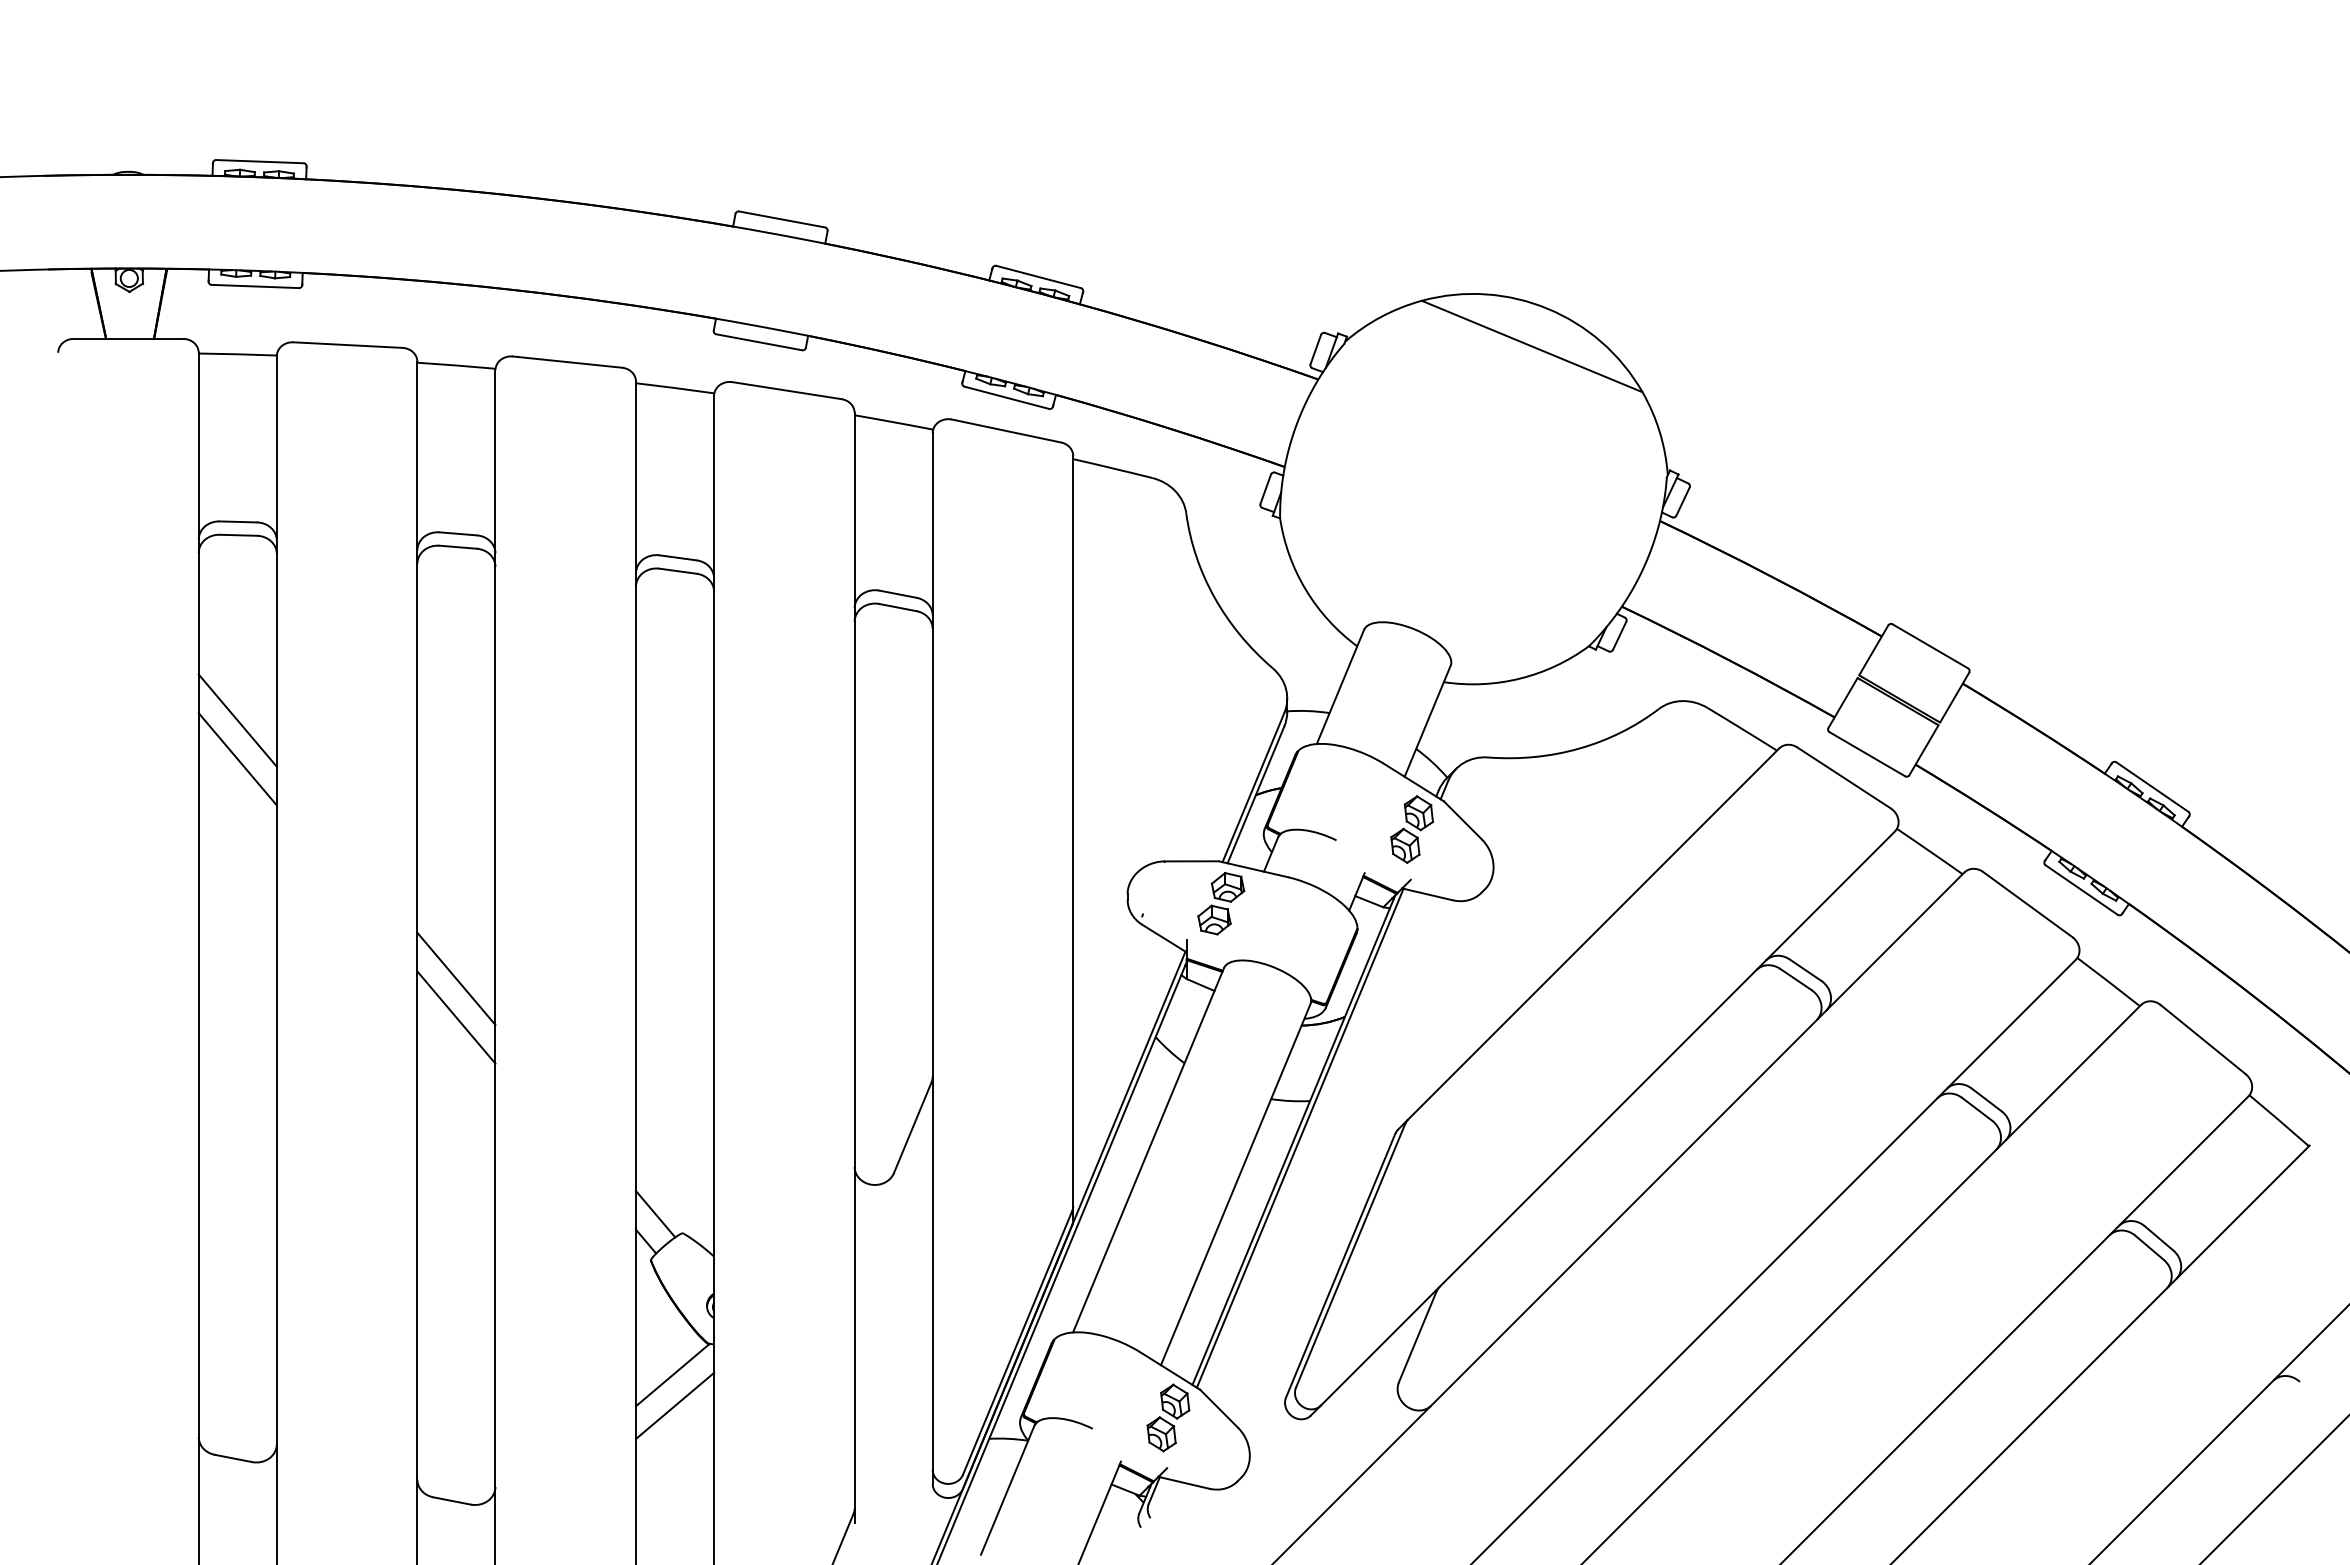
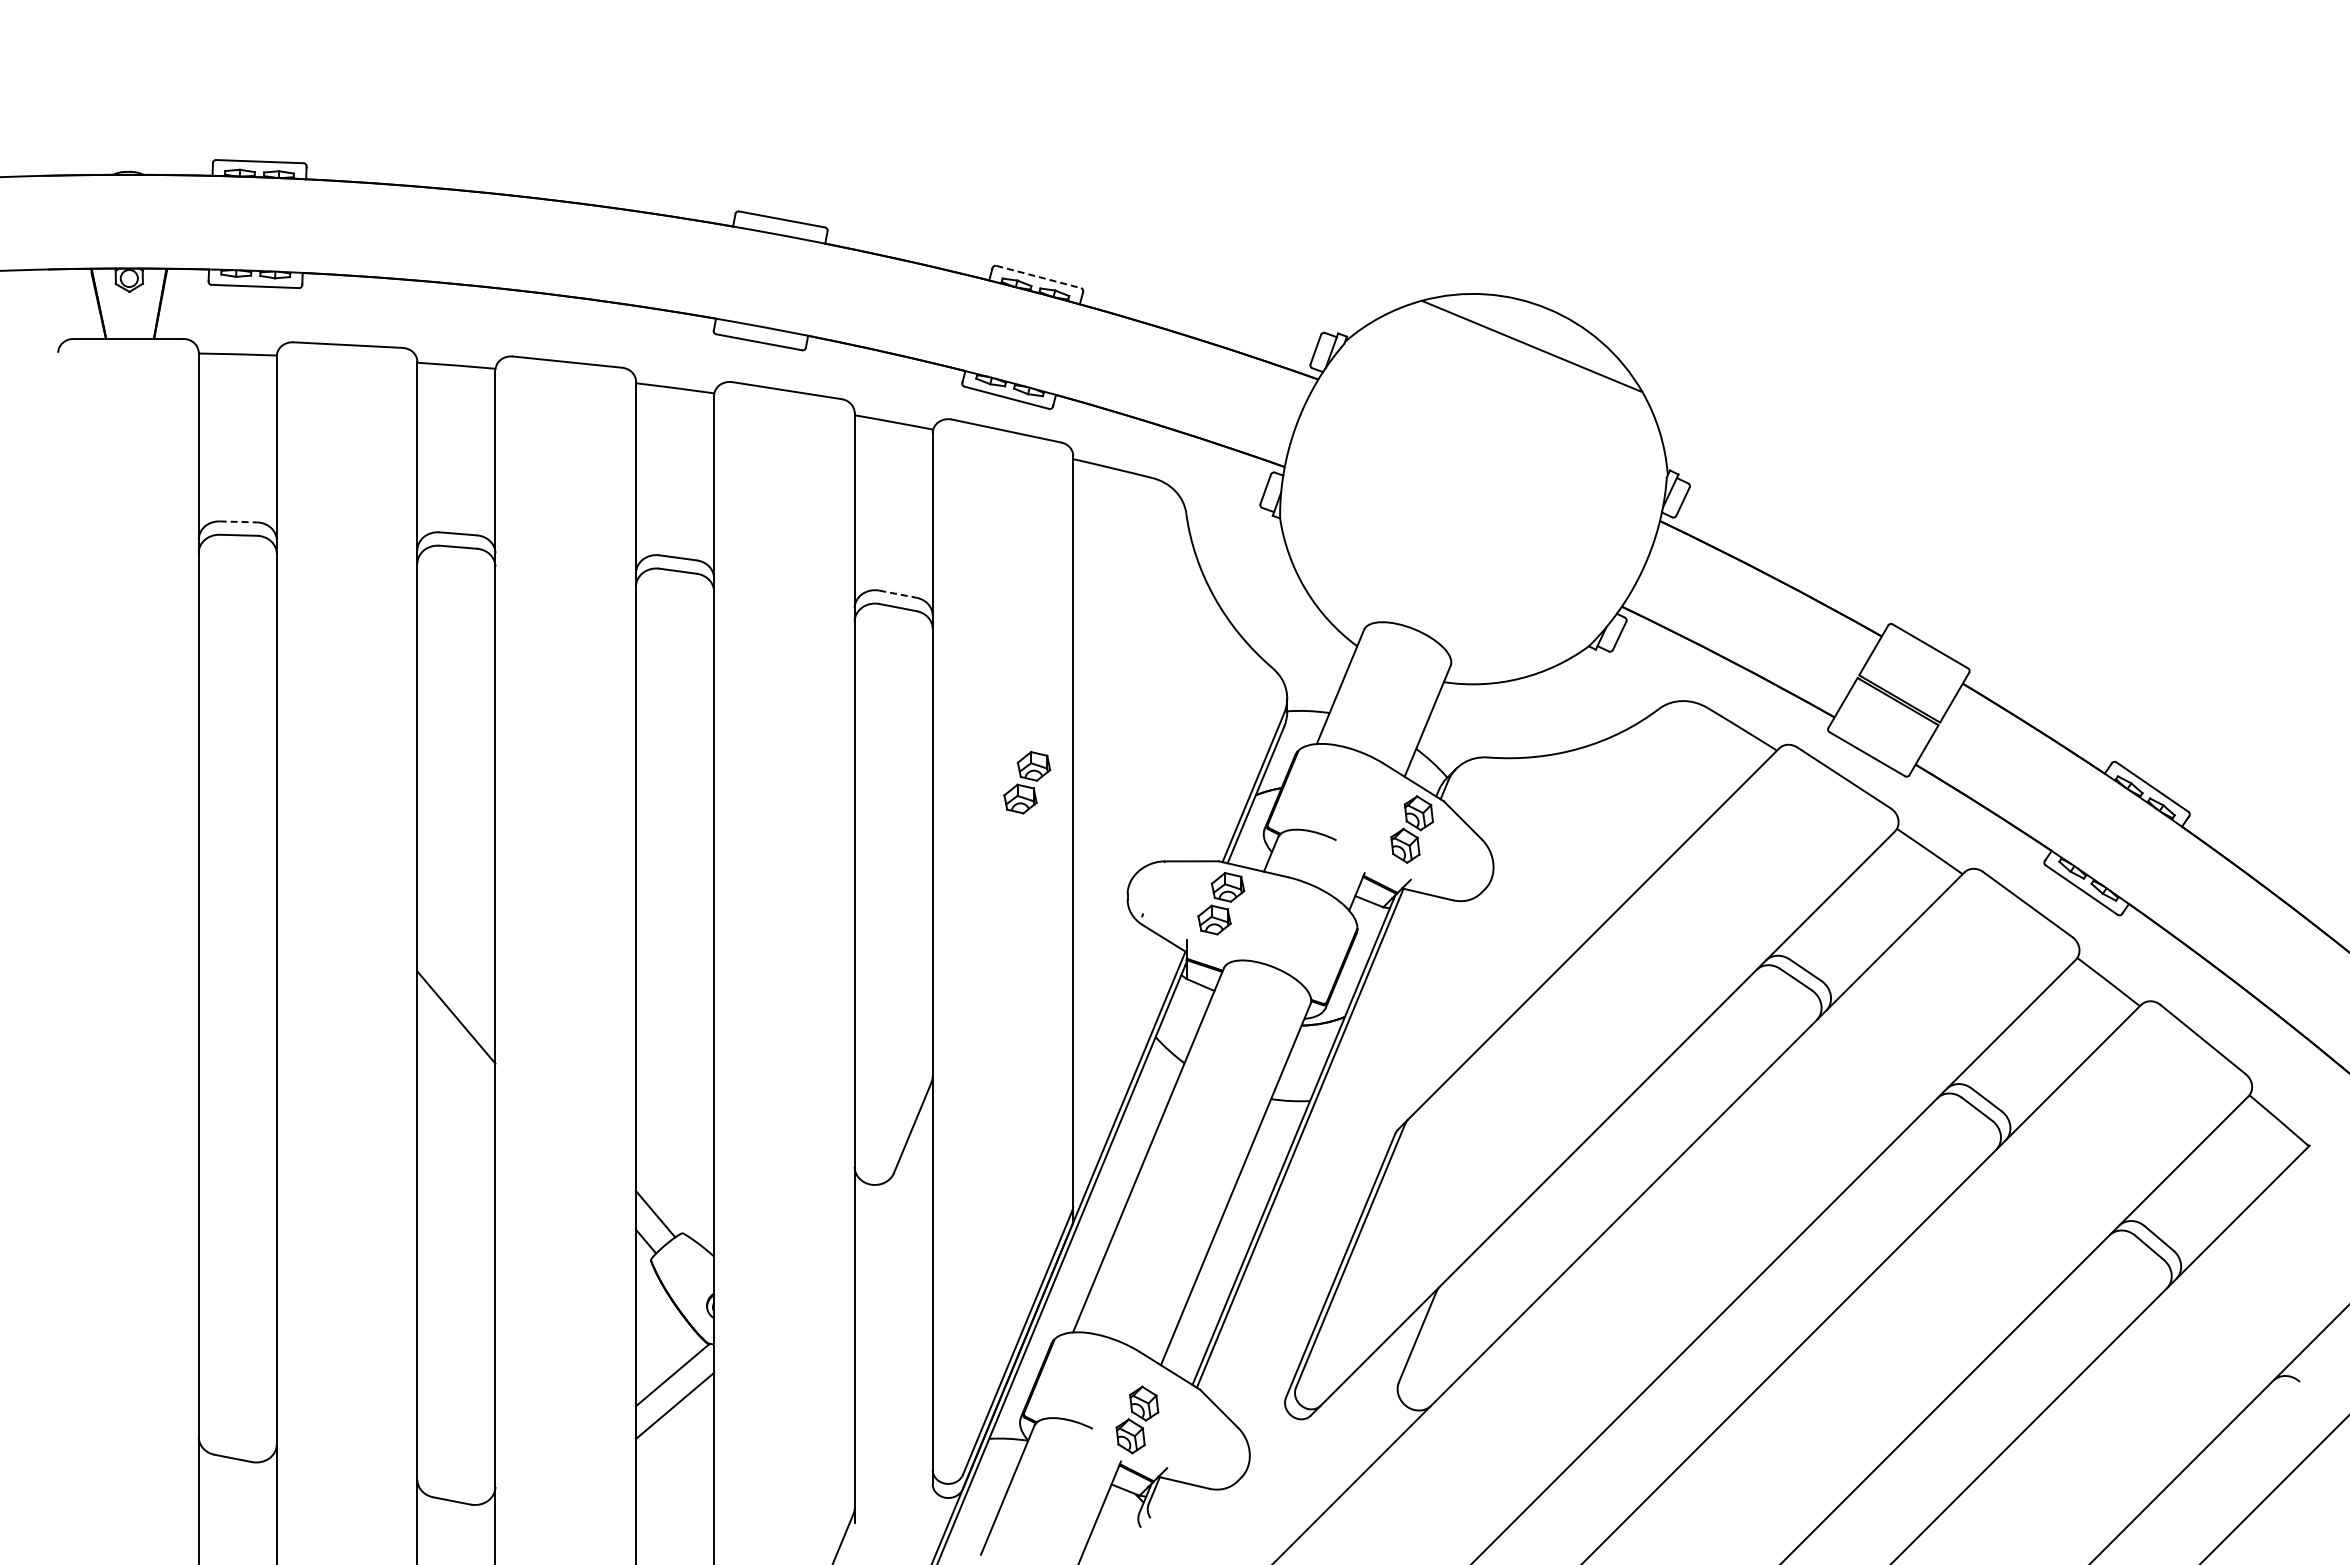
line: solid -> dashed (1038, 276)
line: solid -> dashed (238, 521)
line: solid -> dashed (898, 594)
line: present -> none (237, 720)
line: present -> none (237, 759)
part: none -> present (1027, 782)
line: present -> none (456, 978)
part position: (1168, 1417) -> (1137, 1419) (1137, 1419)
